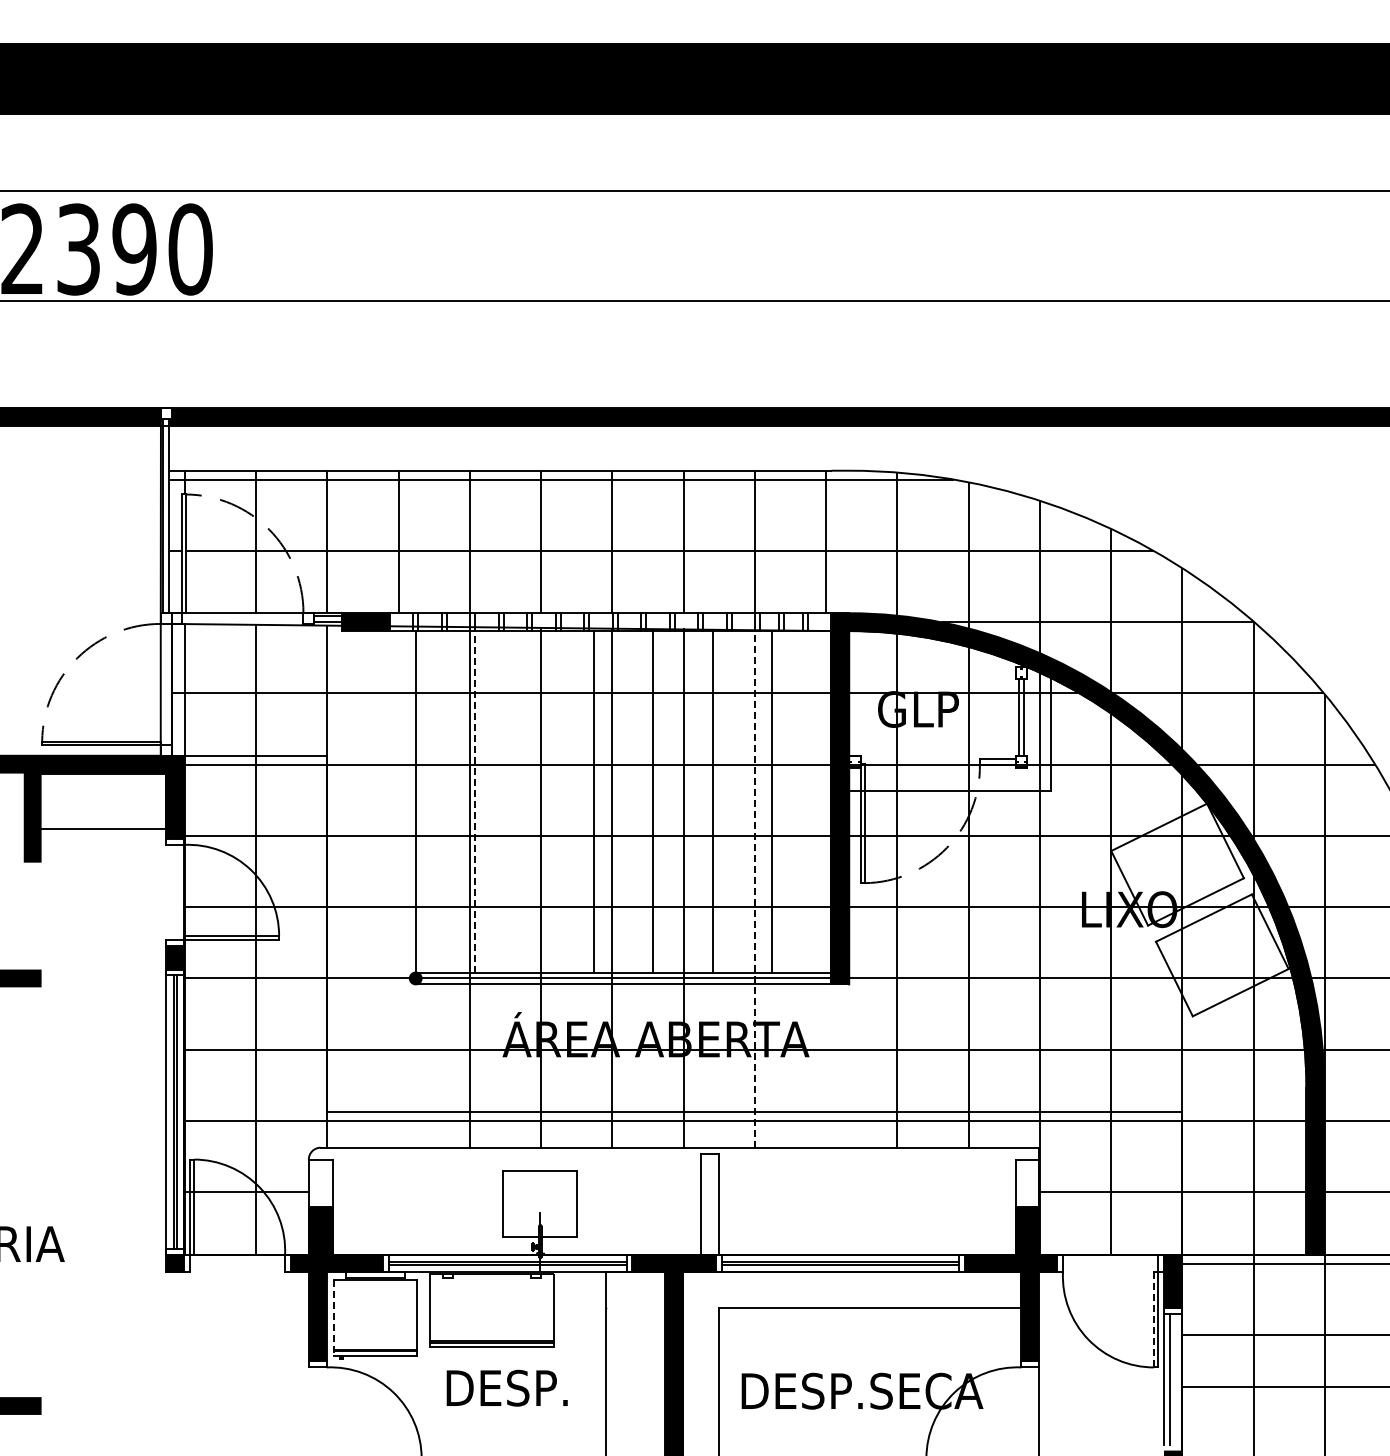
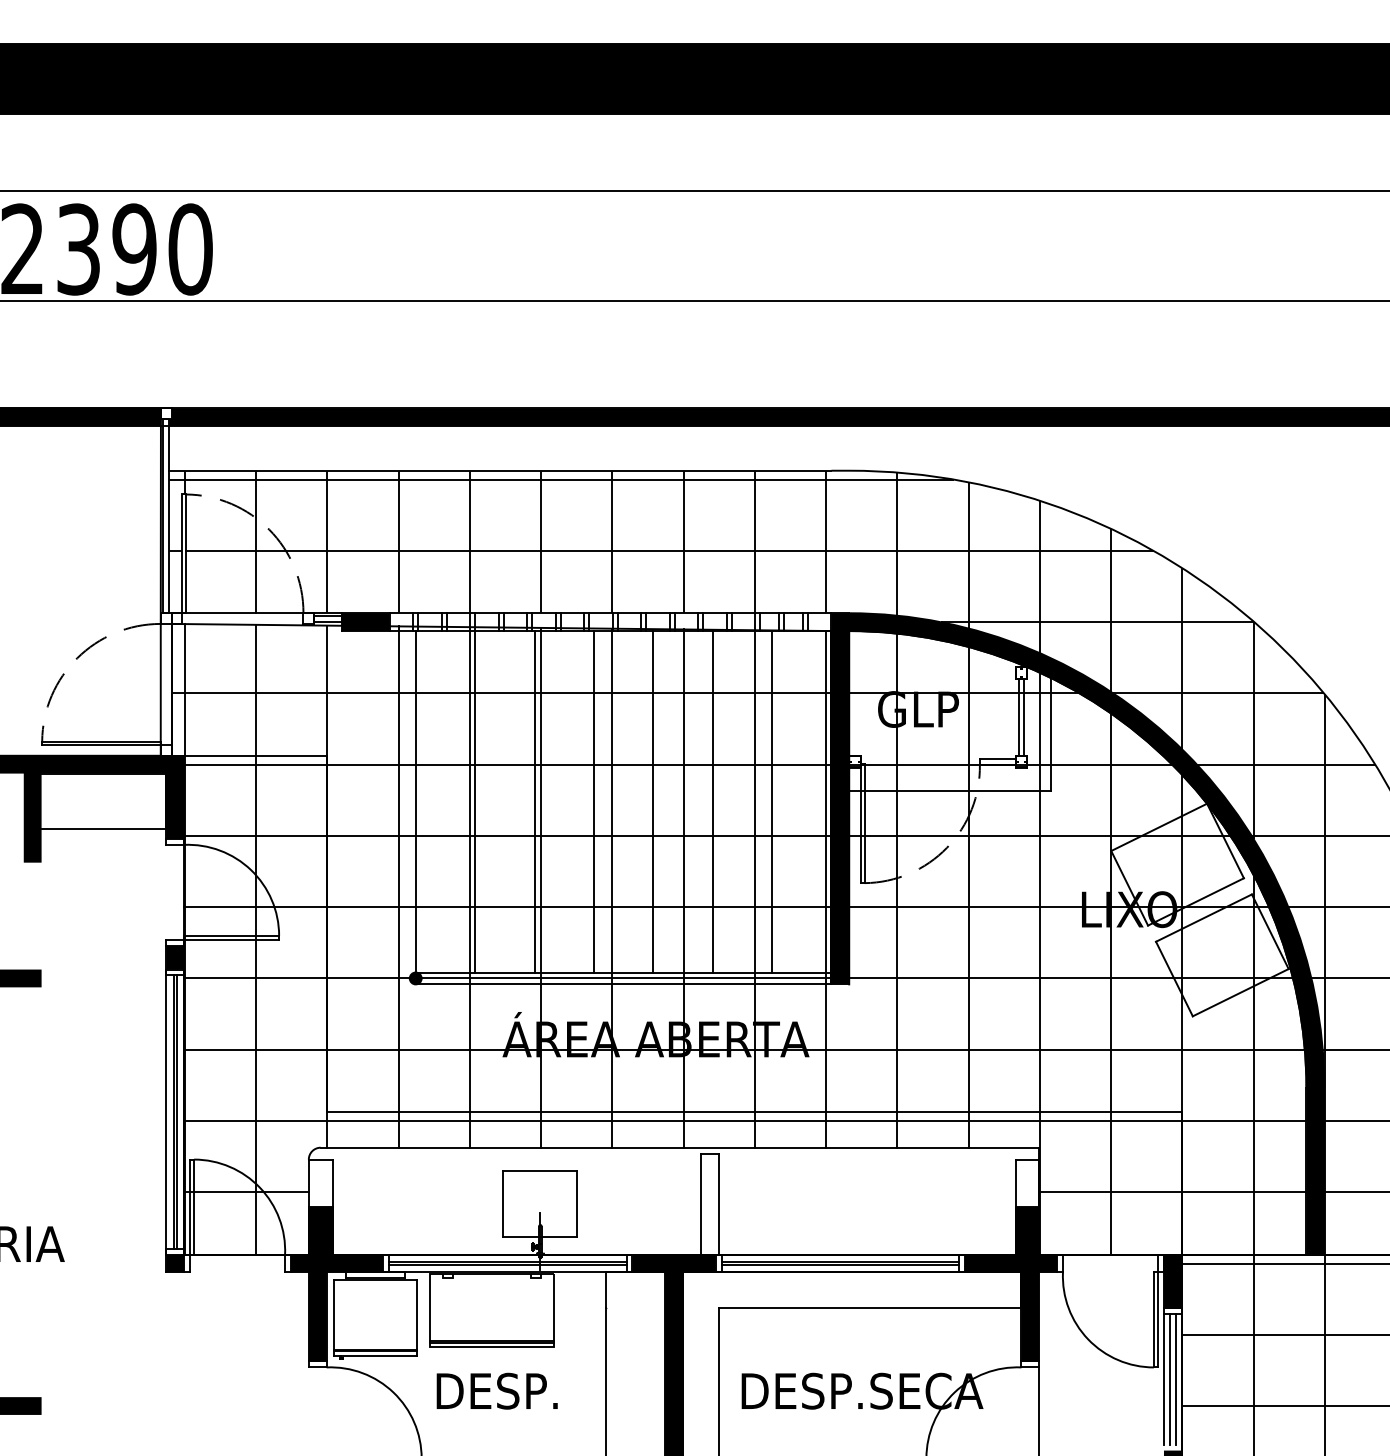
line: dashed -> solid (475, 801)
line: none -> present (534, 801)
line: none -> present (398, 886)
line: dashed -> solid (754, 888)
line: none -> present (826, 889)
line: dashed -> solid (334, 1318)
line: dashed -> solid (1153, 1319)
line: none -> present (1175, 1378)
text position: (506, 1387) -> (496, 1390) (496, 1390)
line position: (1283, 1387) -> (1283, 1406) (1283, 1406)
